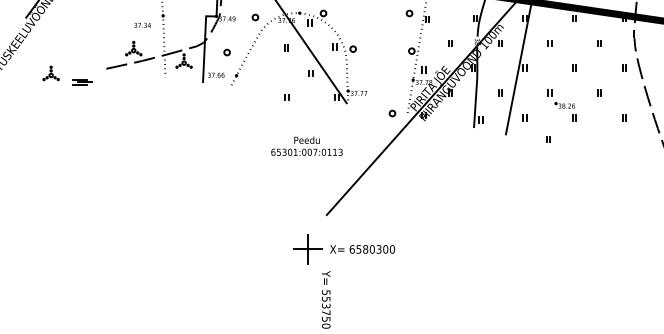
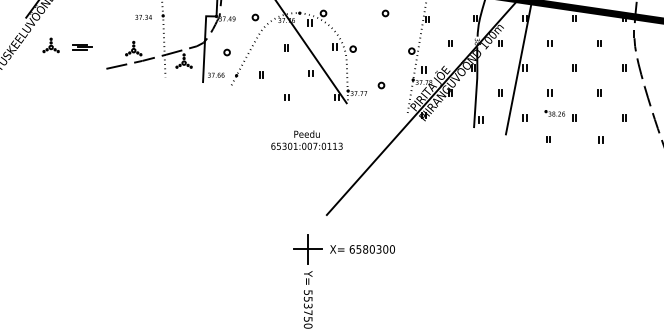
part position: (409, 13) -> (385, 13) (385, 13)
text position: (142, 24) -> (143, 16) (143, 16)
part position: (50, 73) -> (50, 45) (50, 45)
part: none -> present (261, 74)
part position: (82, 82) -> (82, 47) (82, 47)
part position: (564, 105) -> (554, 113) (554, 113)
part position: (392, 113) -> (381, 85) (381, 85)
part: none -> present (600, 139)
text position: (306, 145) -> (306, 139) (306, 139)
text position: (325, 299) -> (307, 299) (307, 299)
